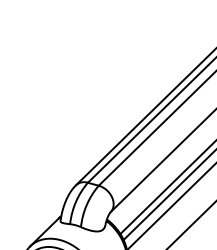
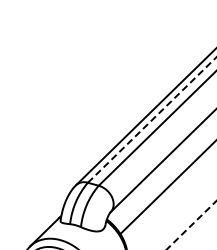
line: solid -> dashed (152, 120)
line: present -> none (168, 195)
line: present -> none (171, 205)
line: solid -> dashed (191, 224)
